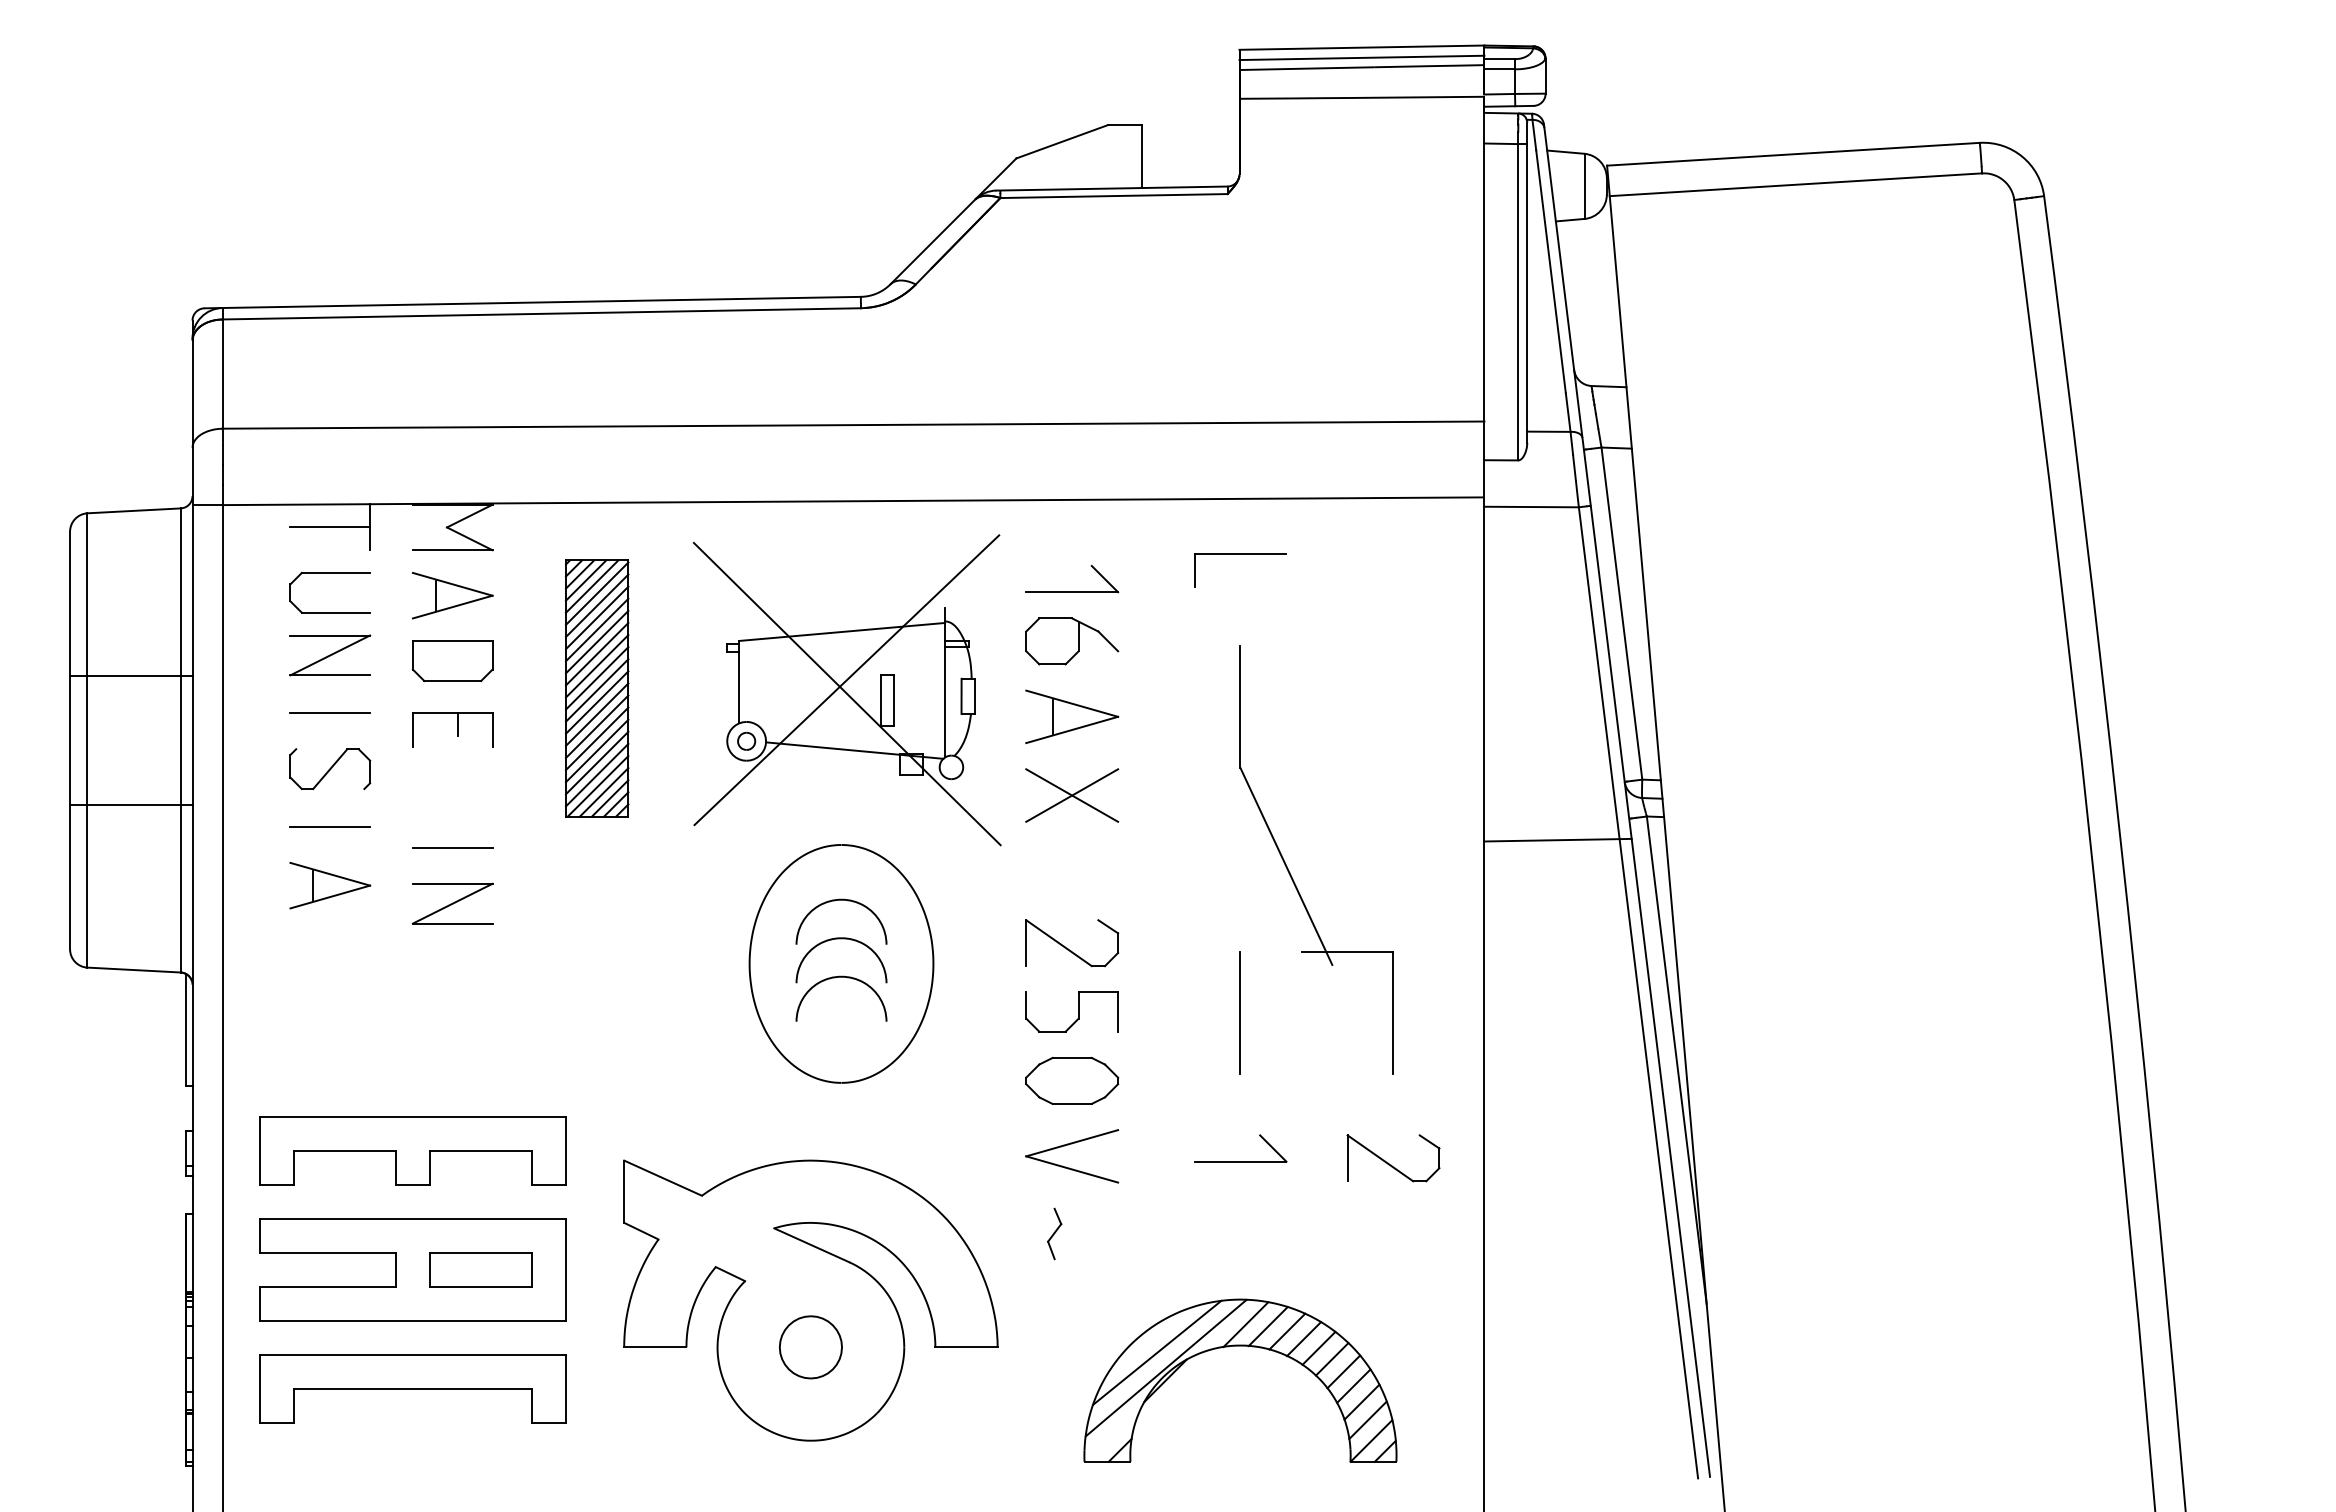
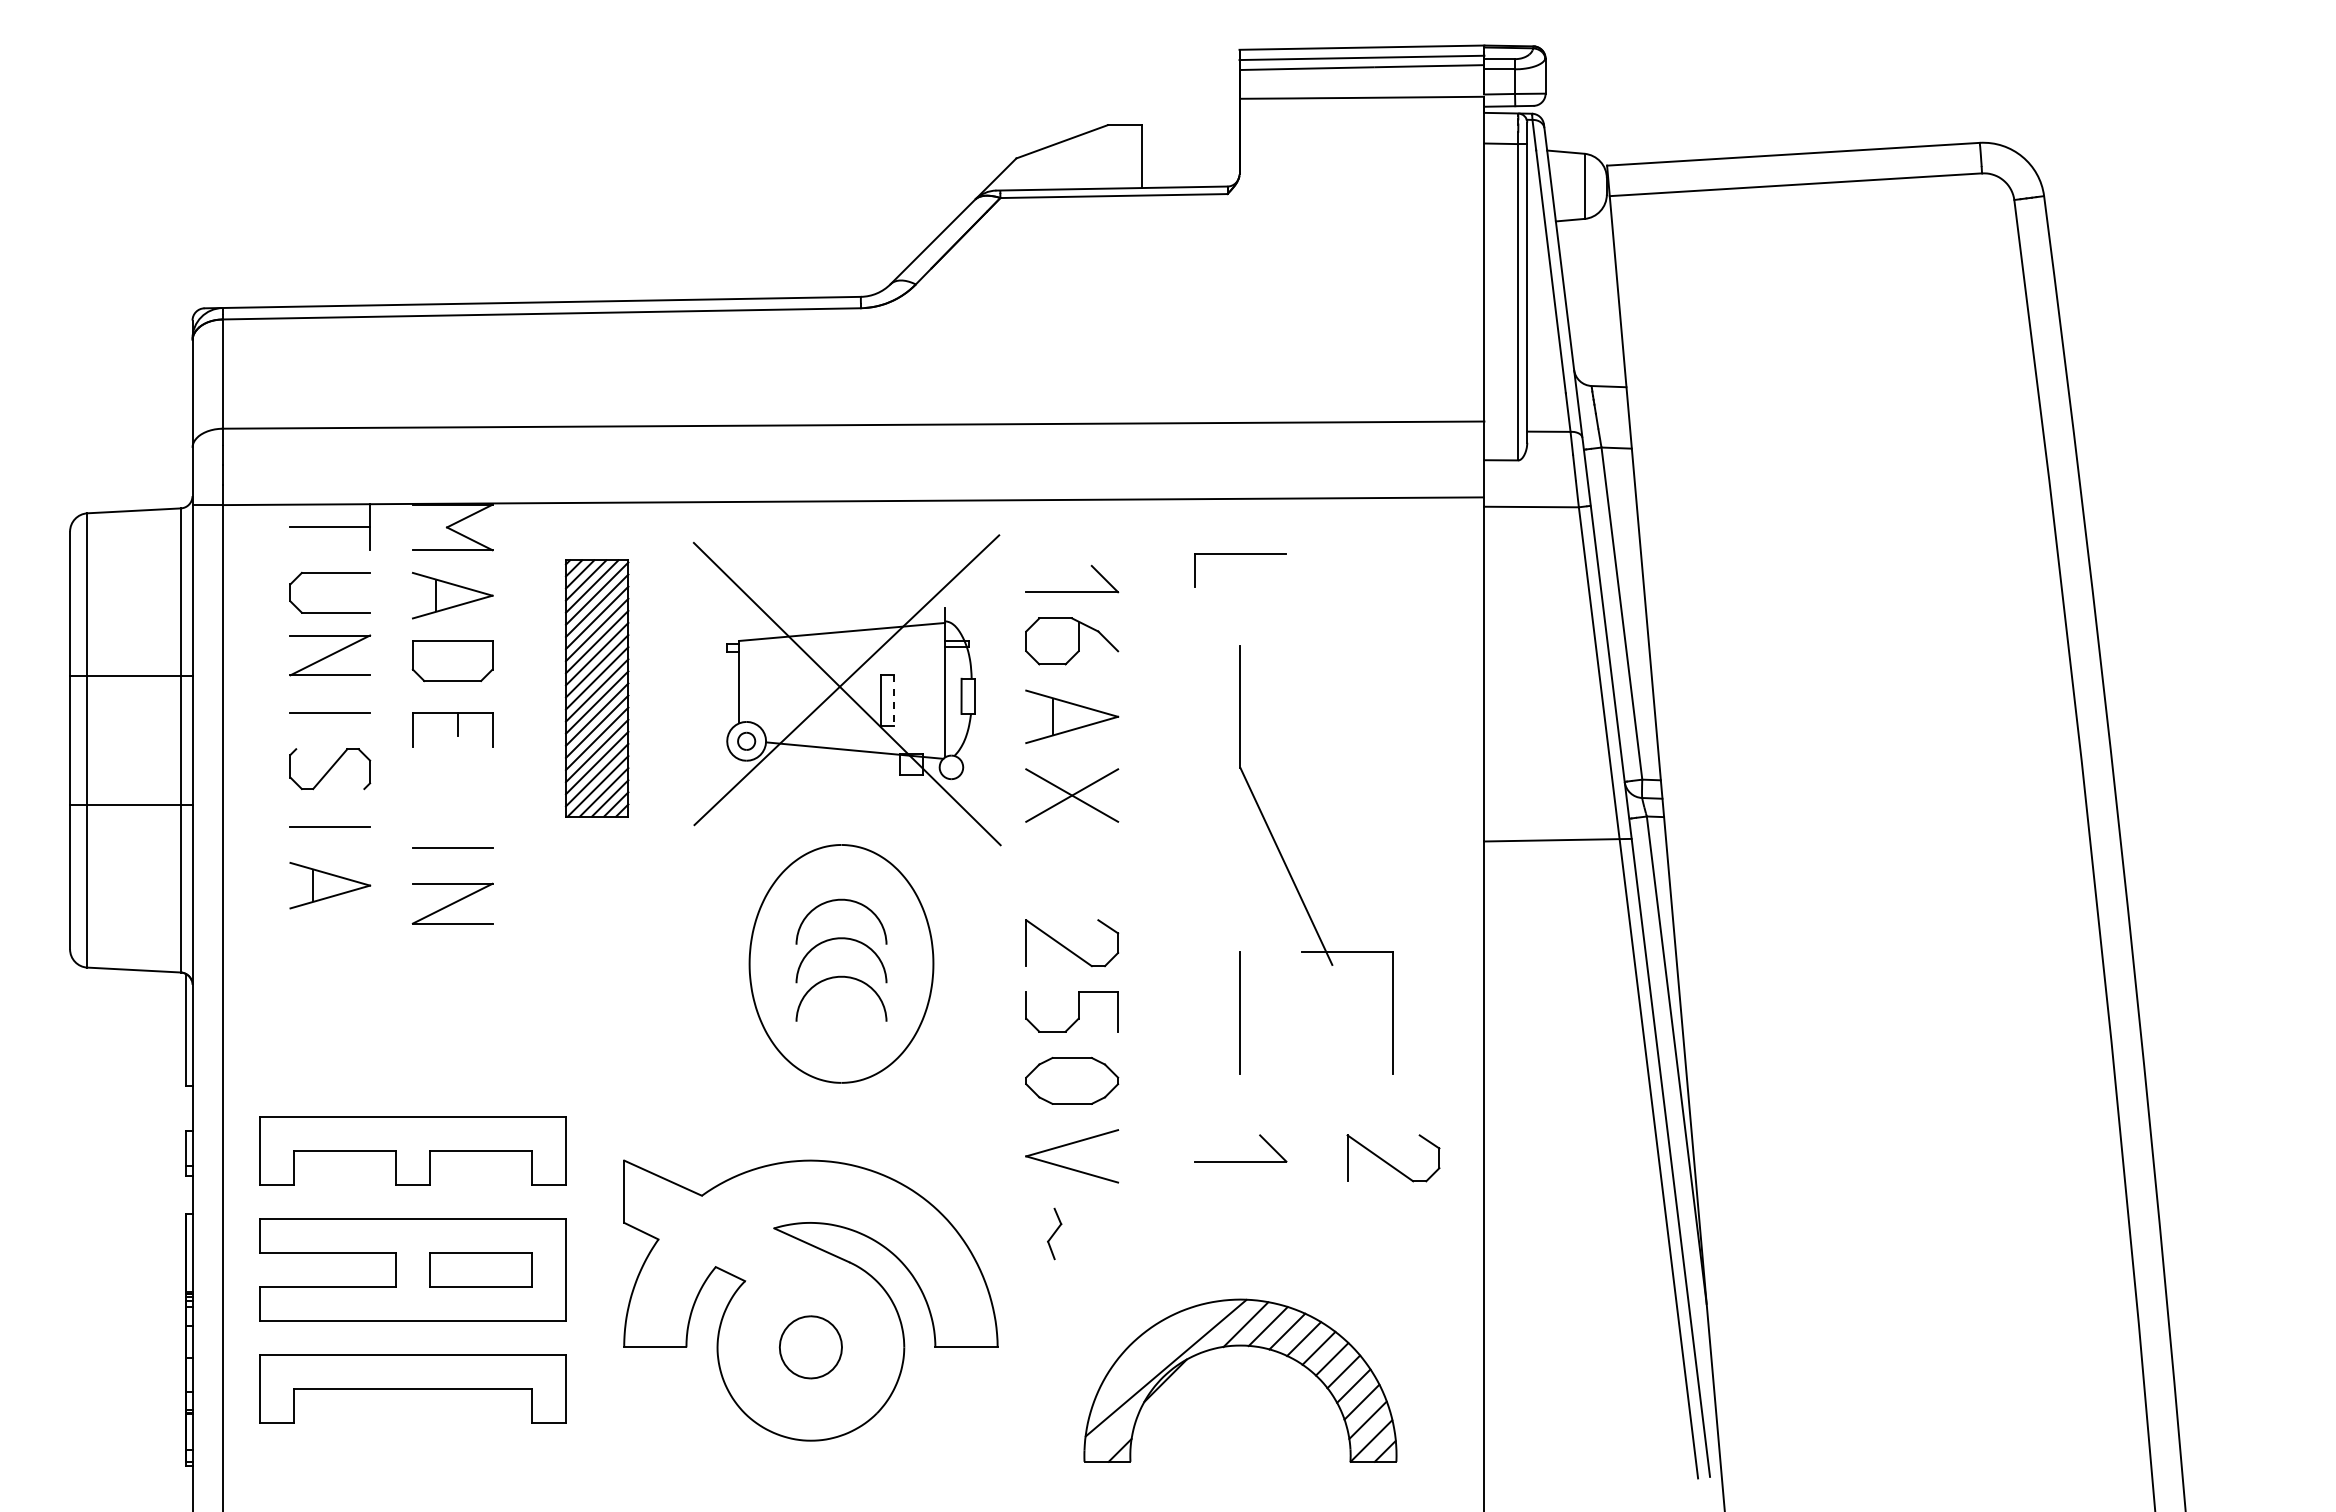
line: solid -> dashed (894, 701)
line: present -> none (1157, 1352)
